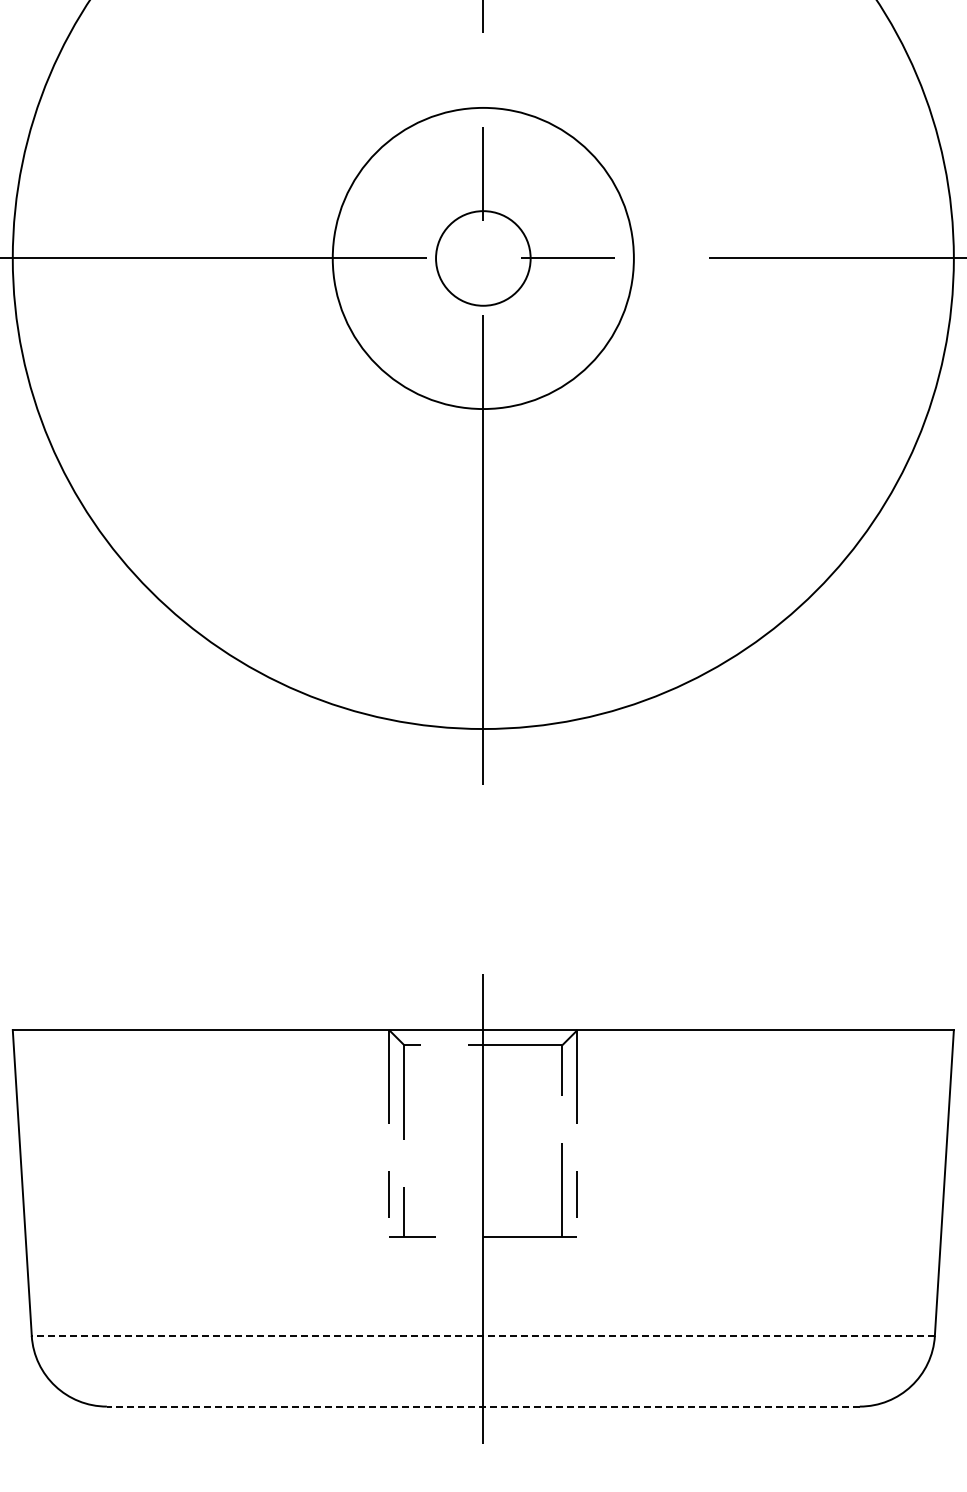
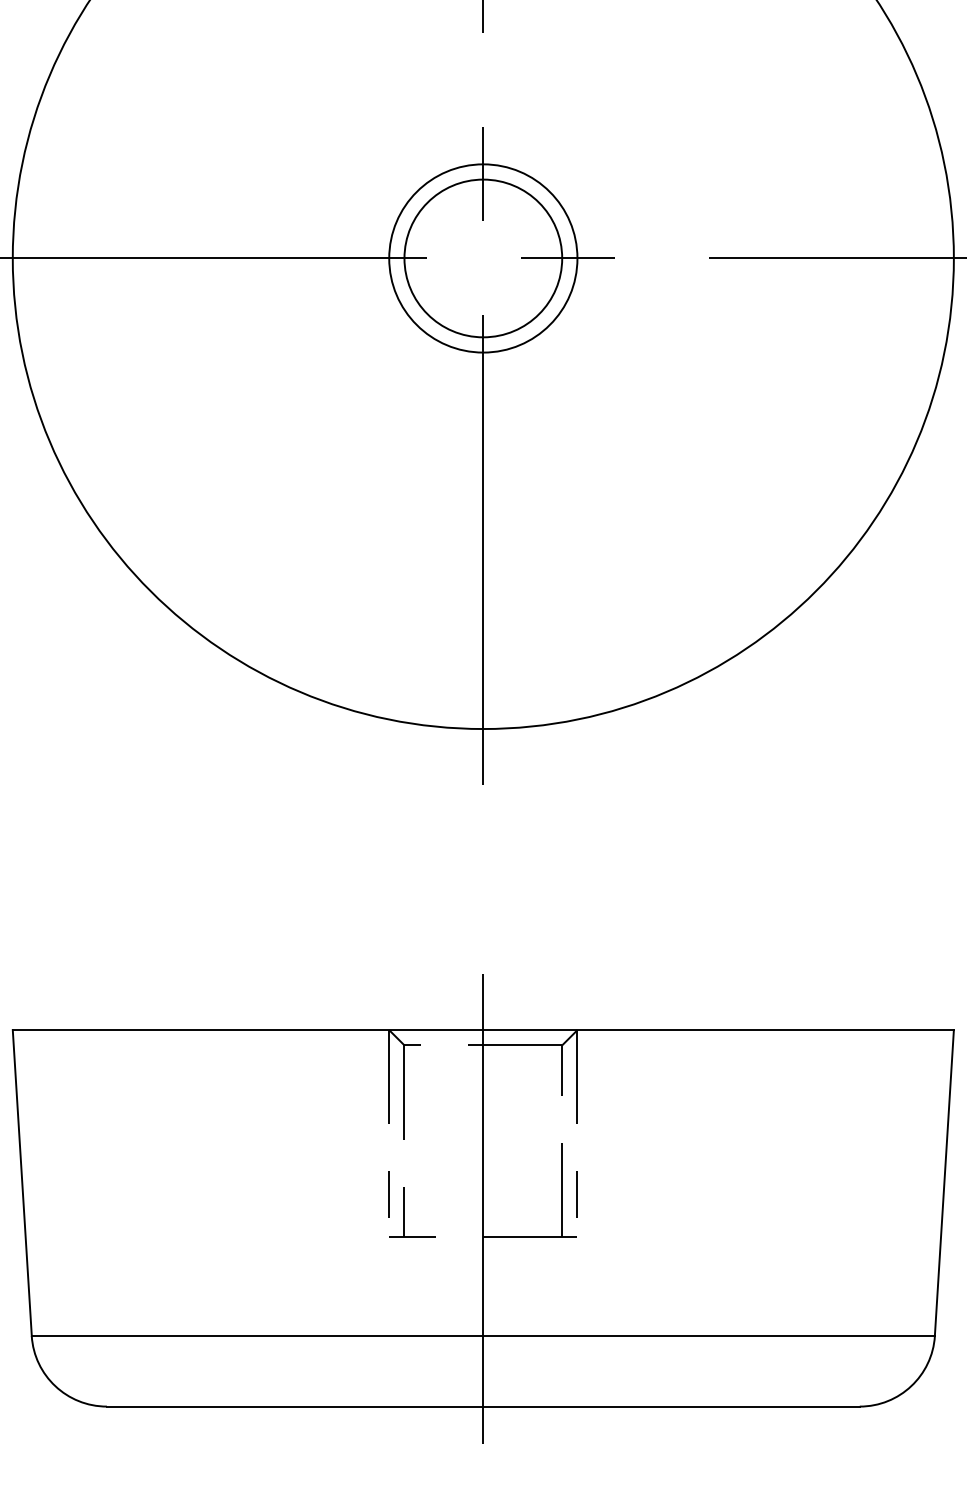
circle diameter: 301 px -> 188 px (483, 258)
circle diameter: 95 px -> 158 px (483, 258)
line: dashed -> solid (483, 1336)
line: dashed -> solid (482, 1406)
